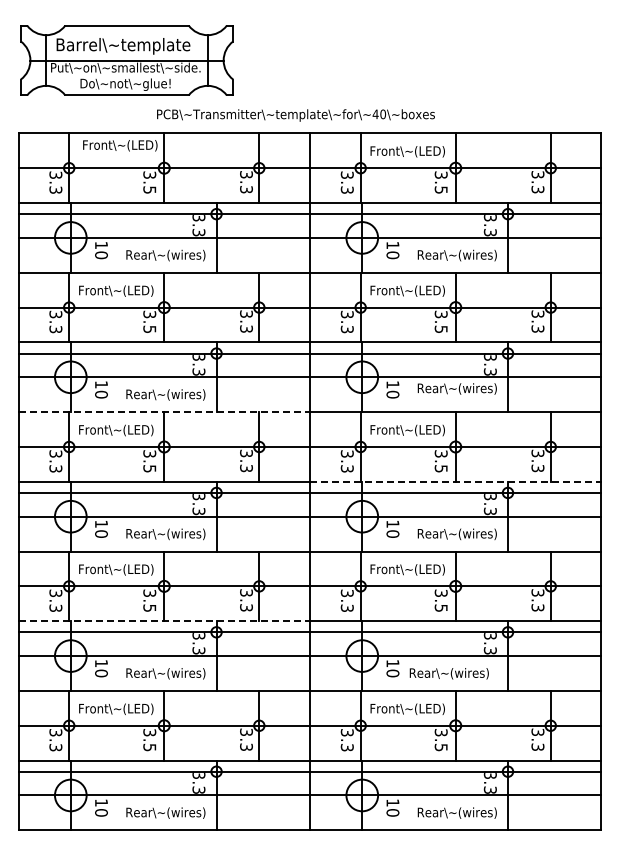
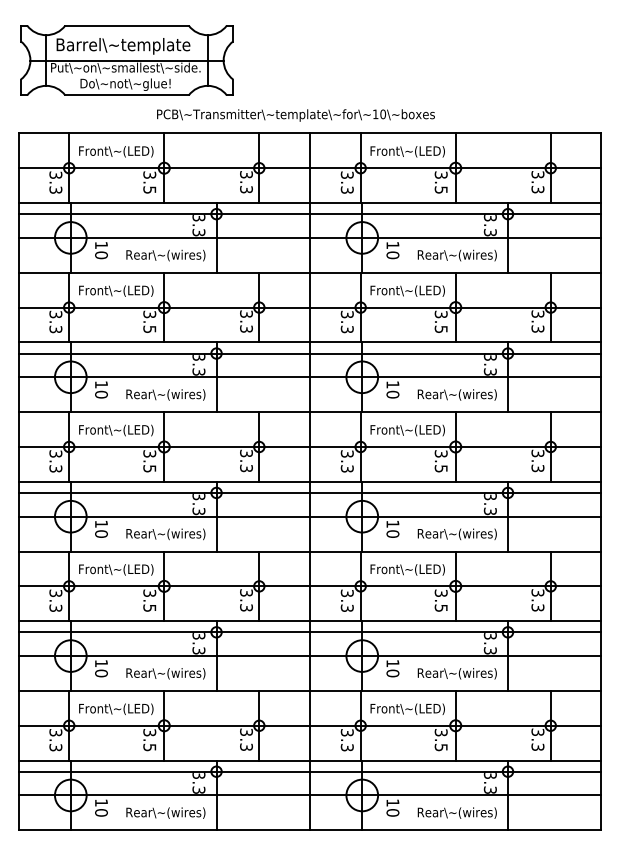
text: 40 -> 10 (375, 114)
text position: (120, 145) -> (116, 151) (116, 151)
text position: (456, 388) -> (456, 394) (456, 394)
line: dashed -> solid (164, 412)
line: dashed -> solid (455, 481)
line: dashed -> solid (164, 621)
text position: (448, 673) -> (456, 673) (456, 673)
